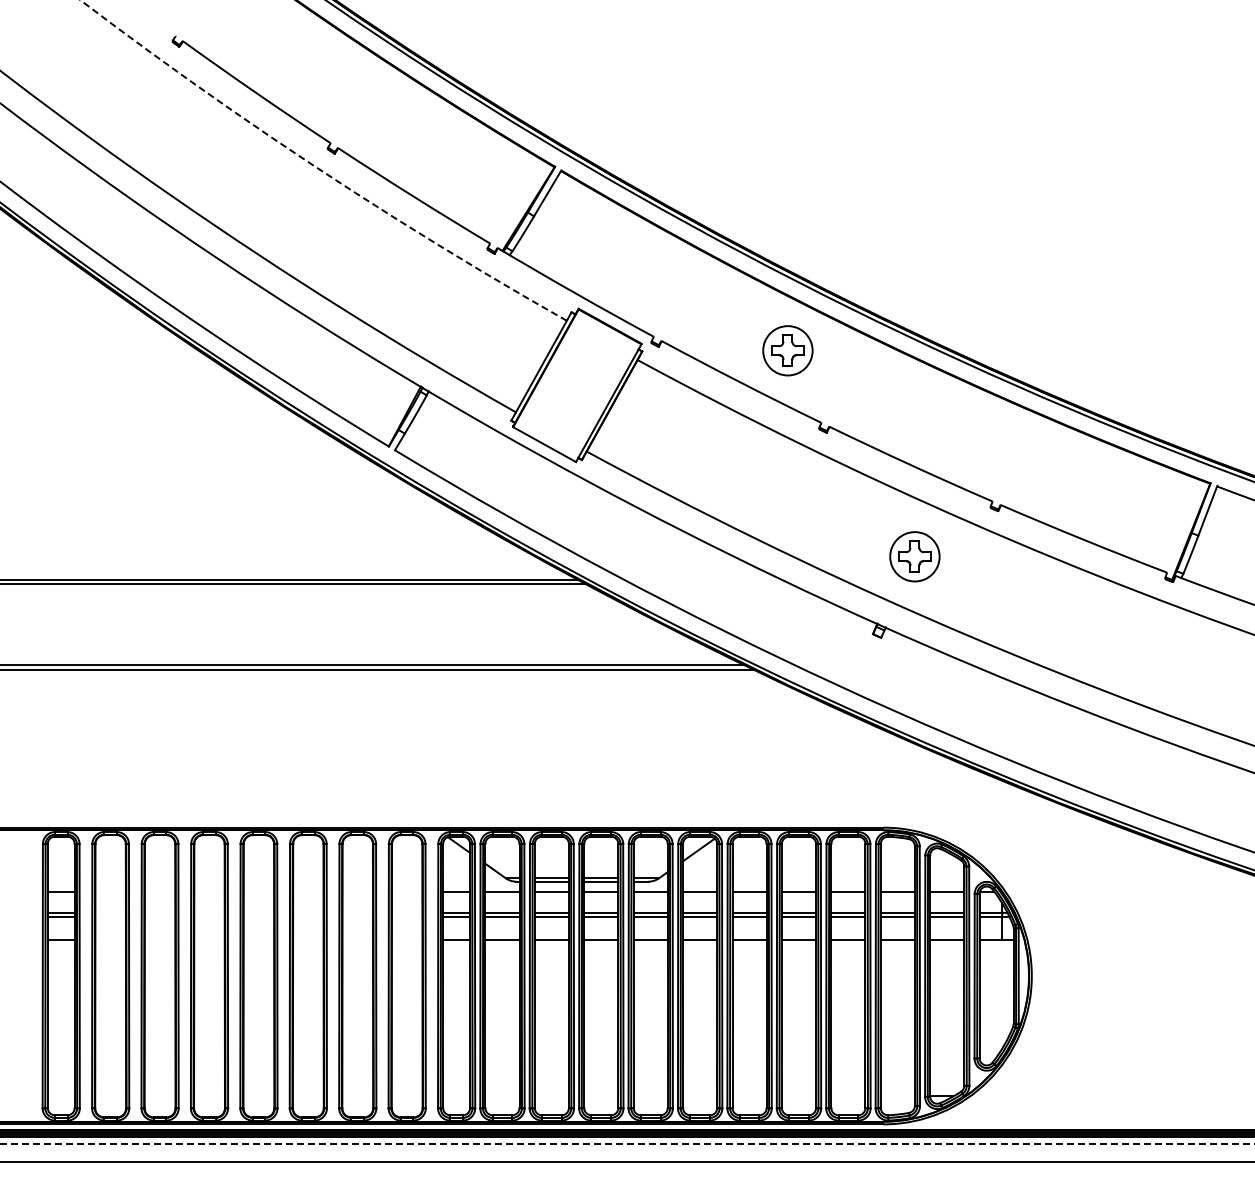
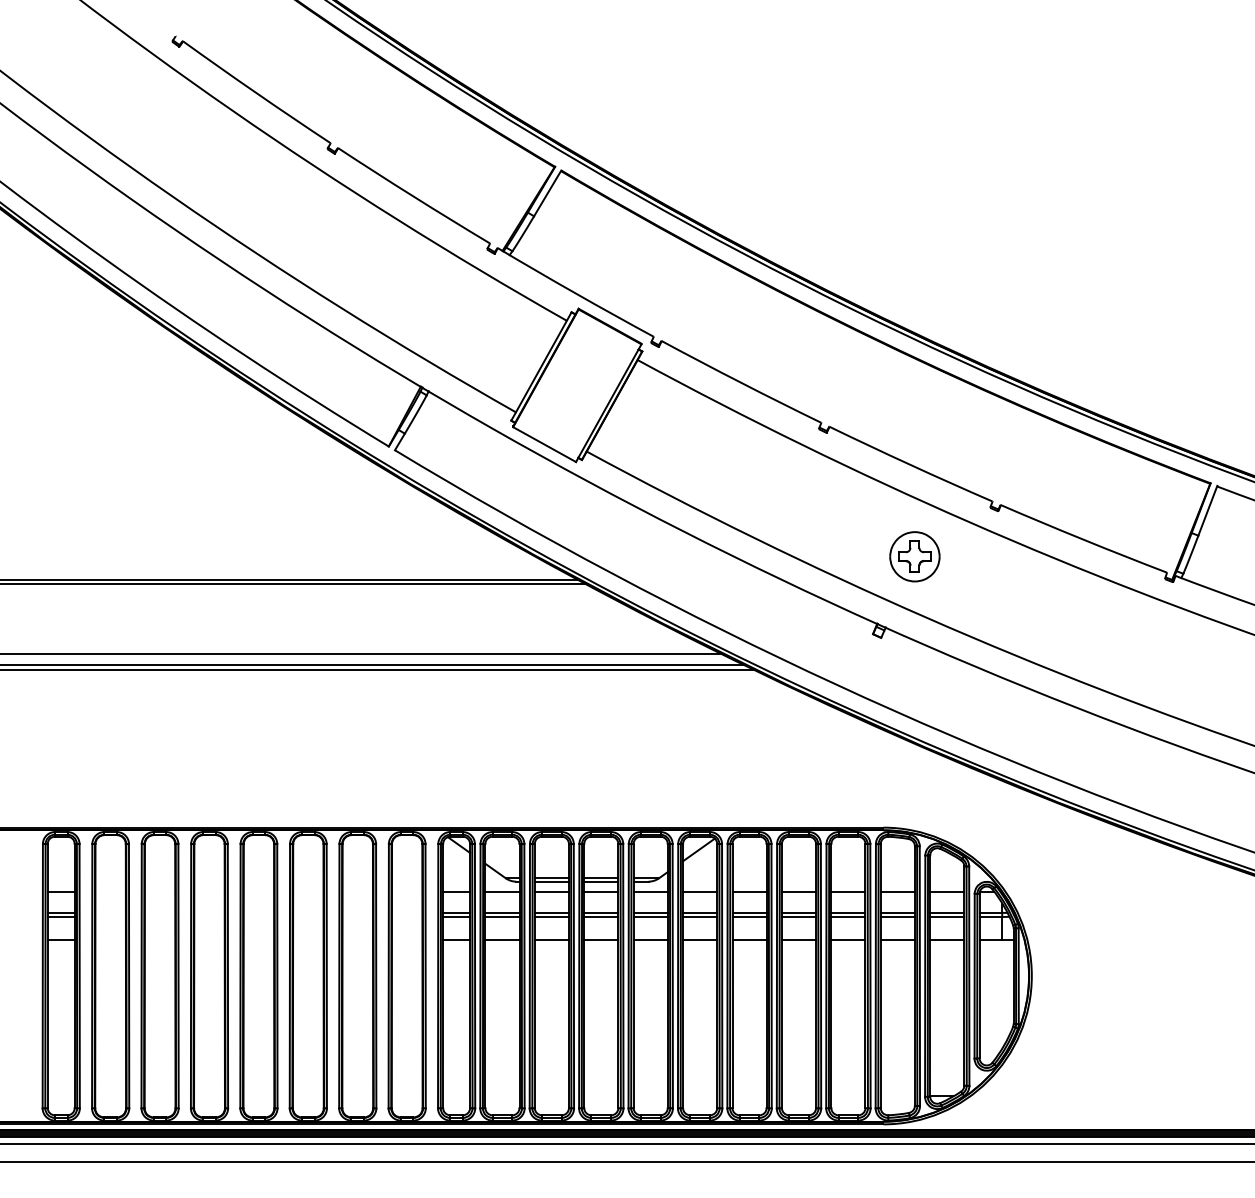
arc: dashed -> solid (318, 168)
part: present -> none (787, 350)
line: none -> present (362, 654)
line: dashed -> solid (627, 1144)
